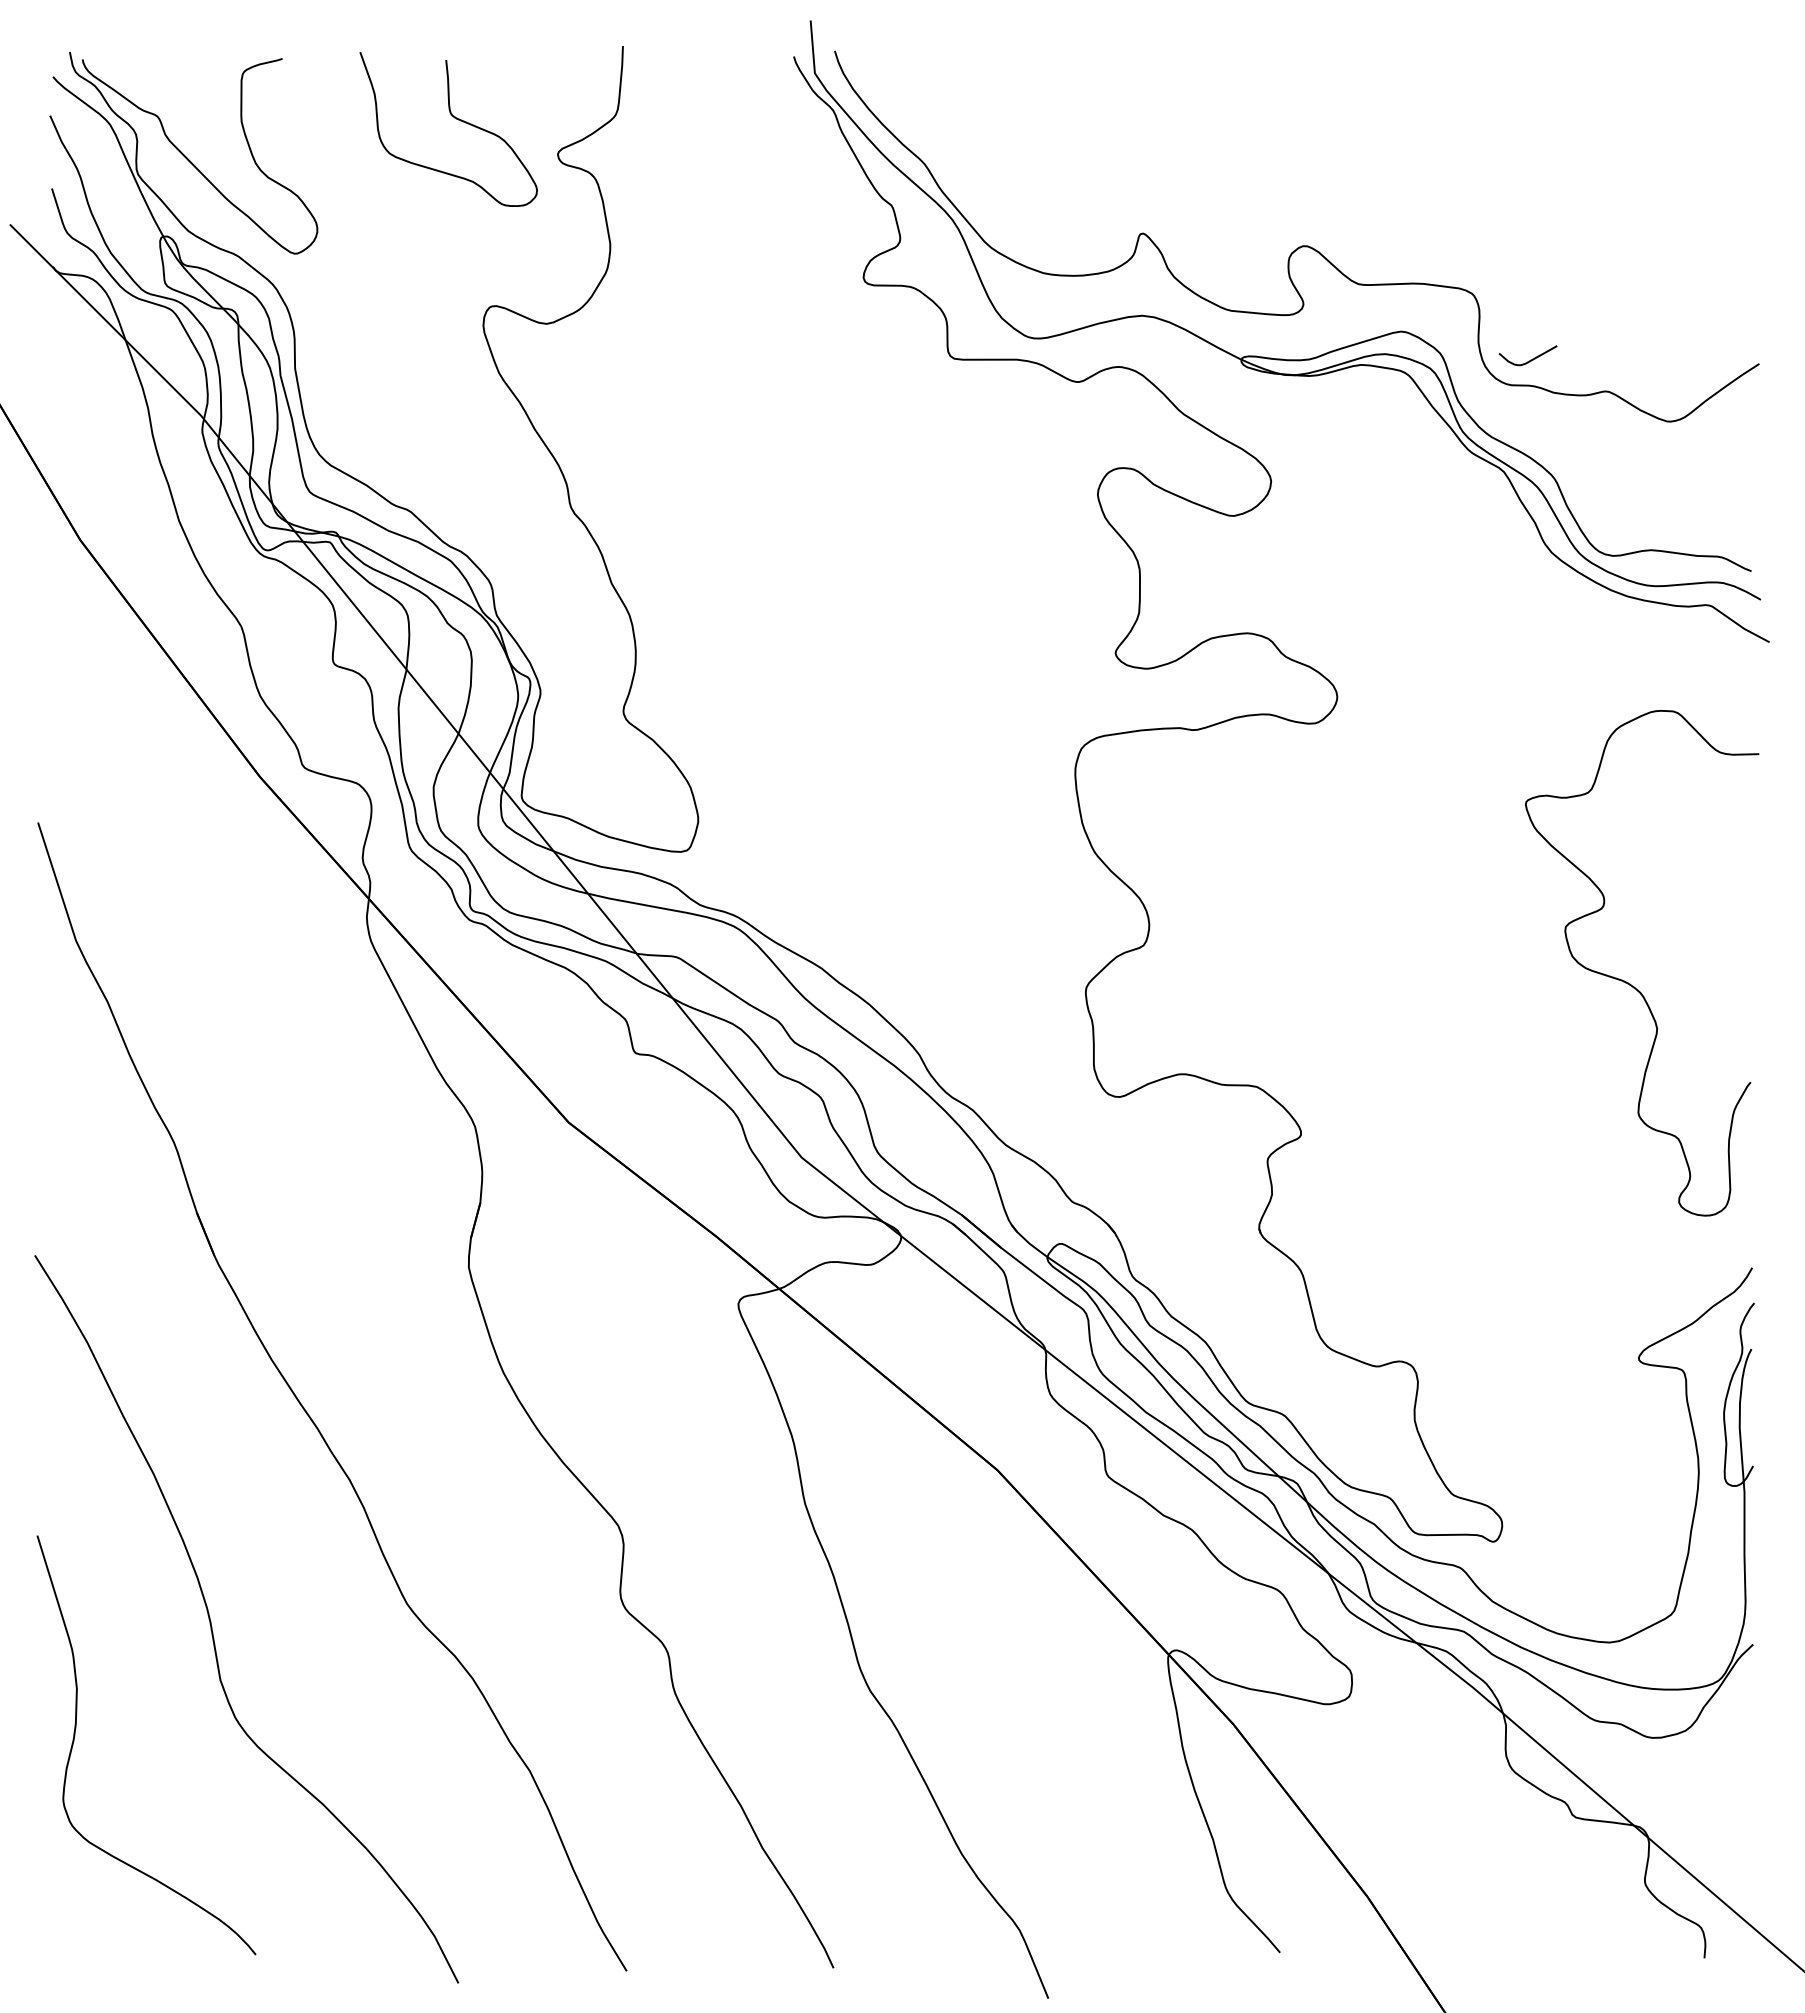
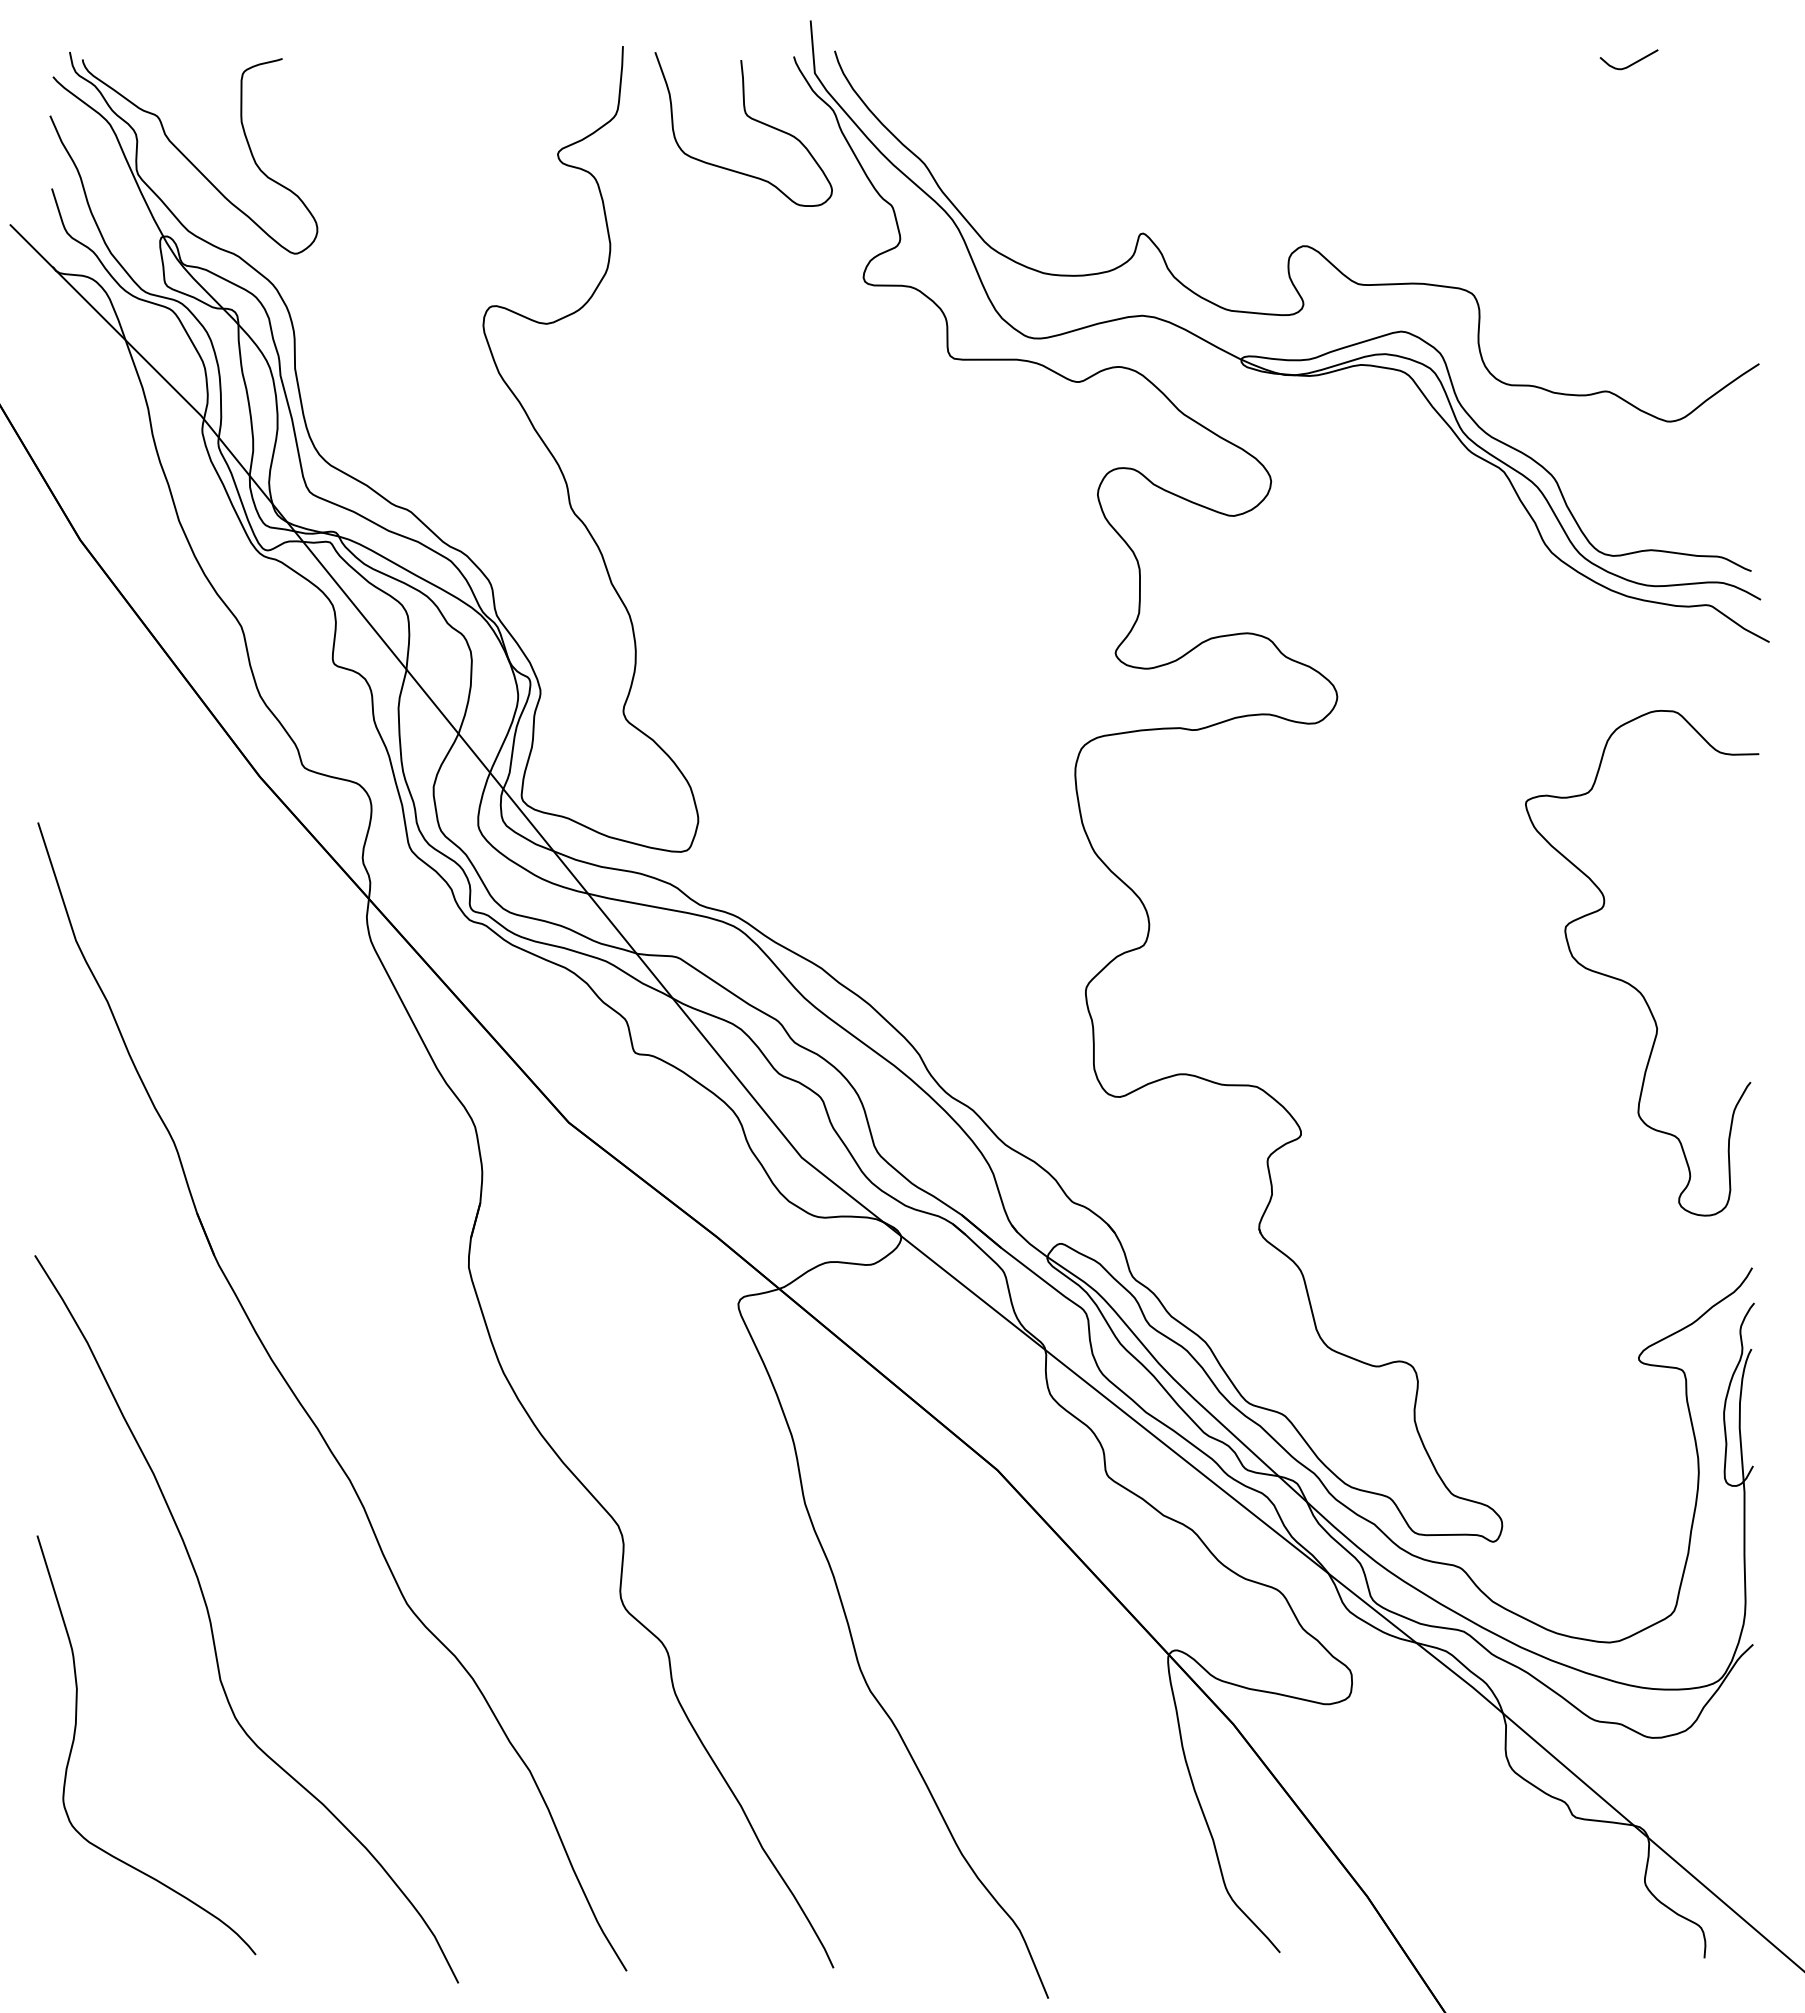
curve position: (454, 118) -> (749, 118) (749, 118)
curve position: (1530, 359) -> (1631, 63) (1631, 63)
